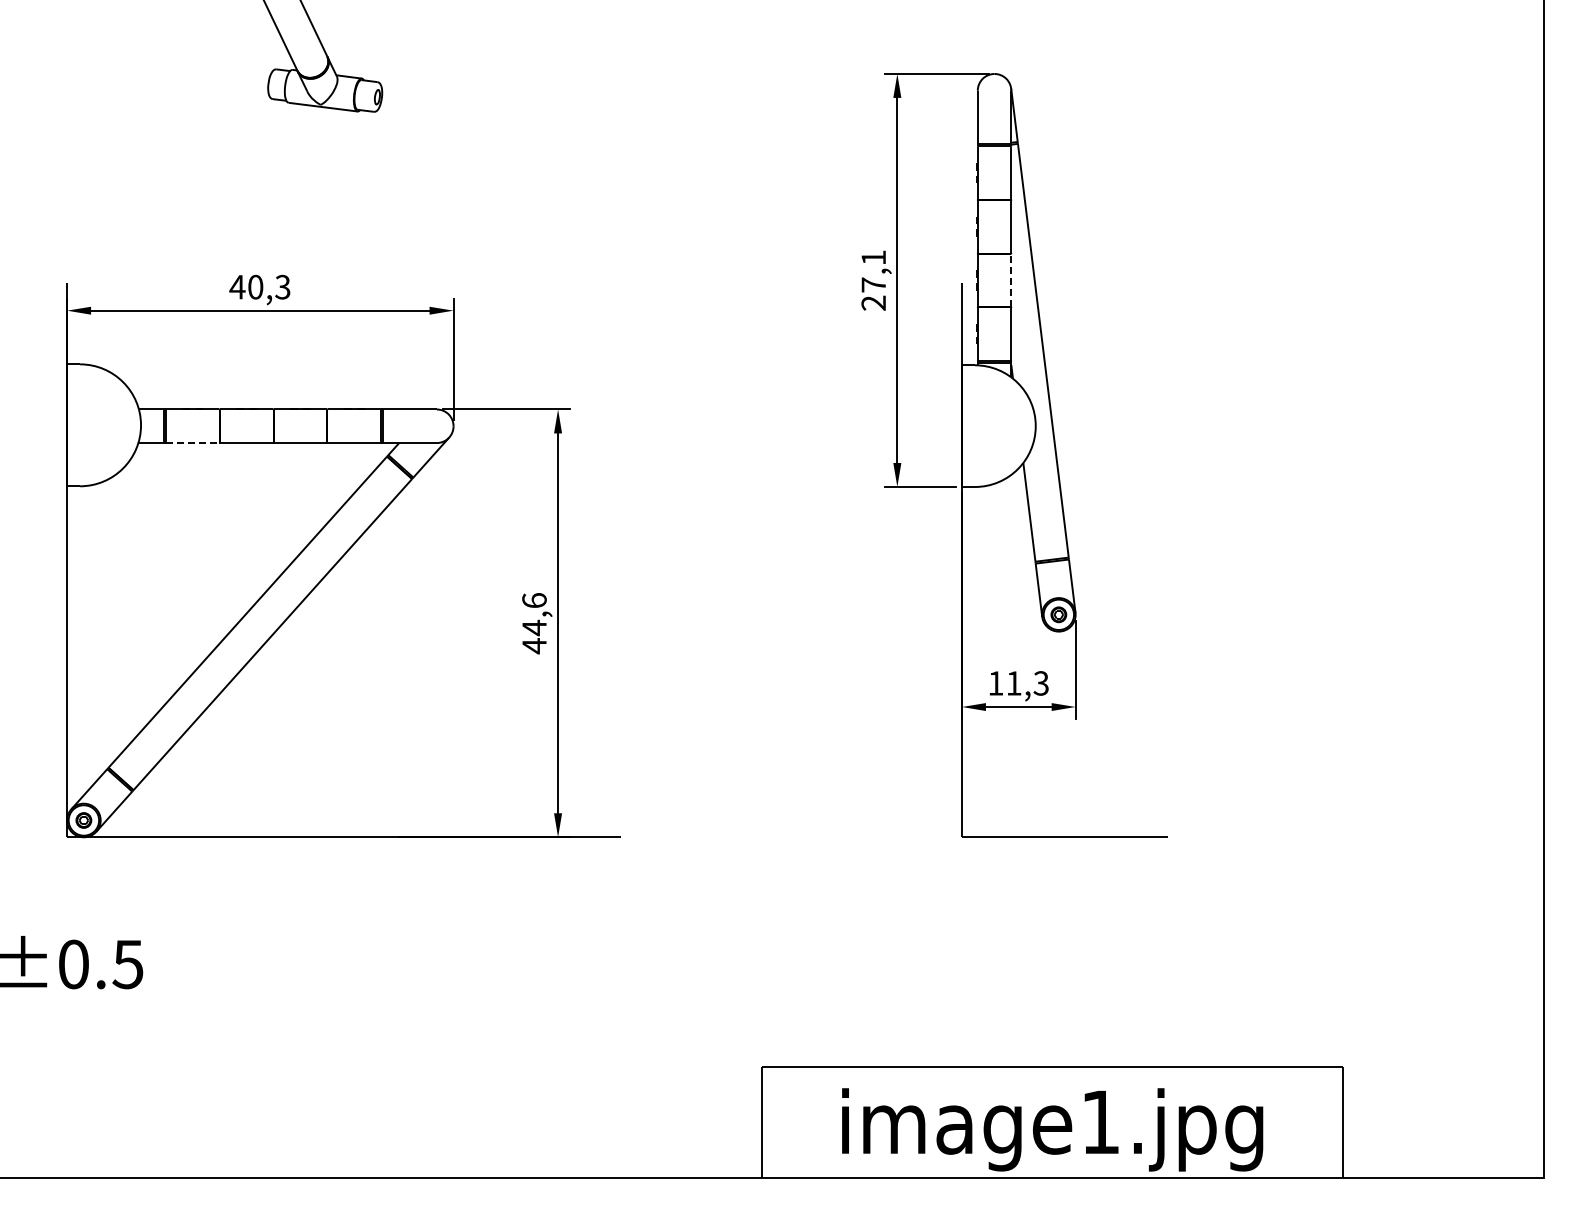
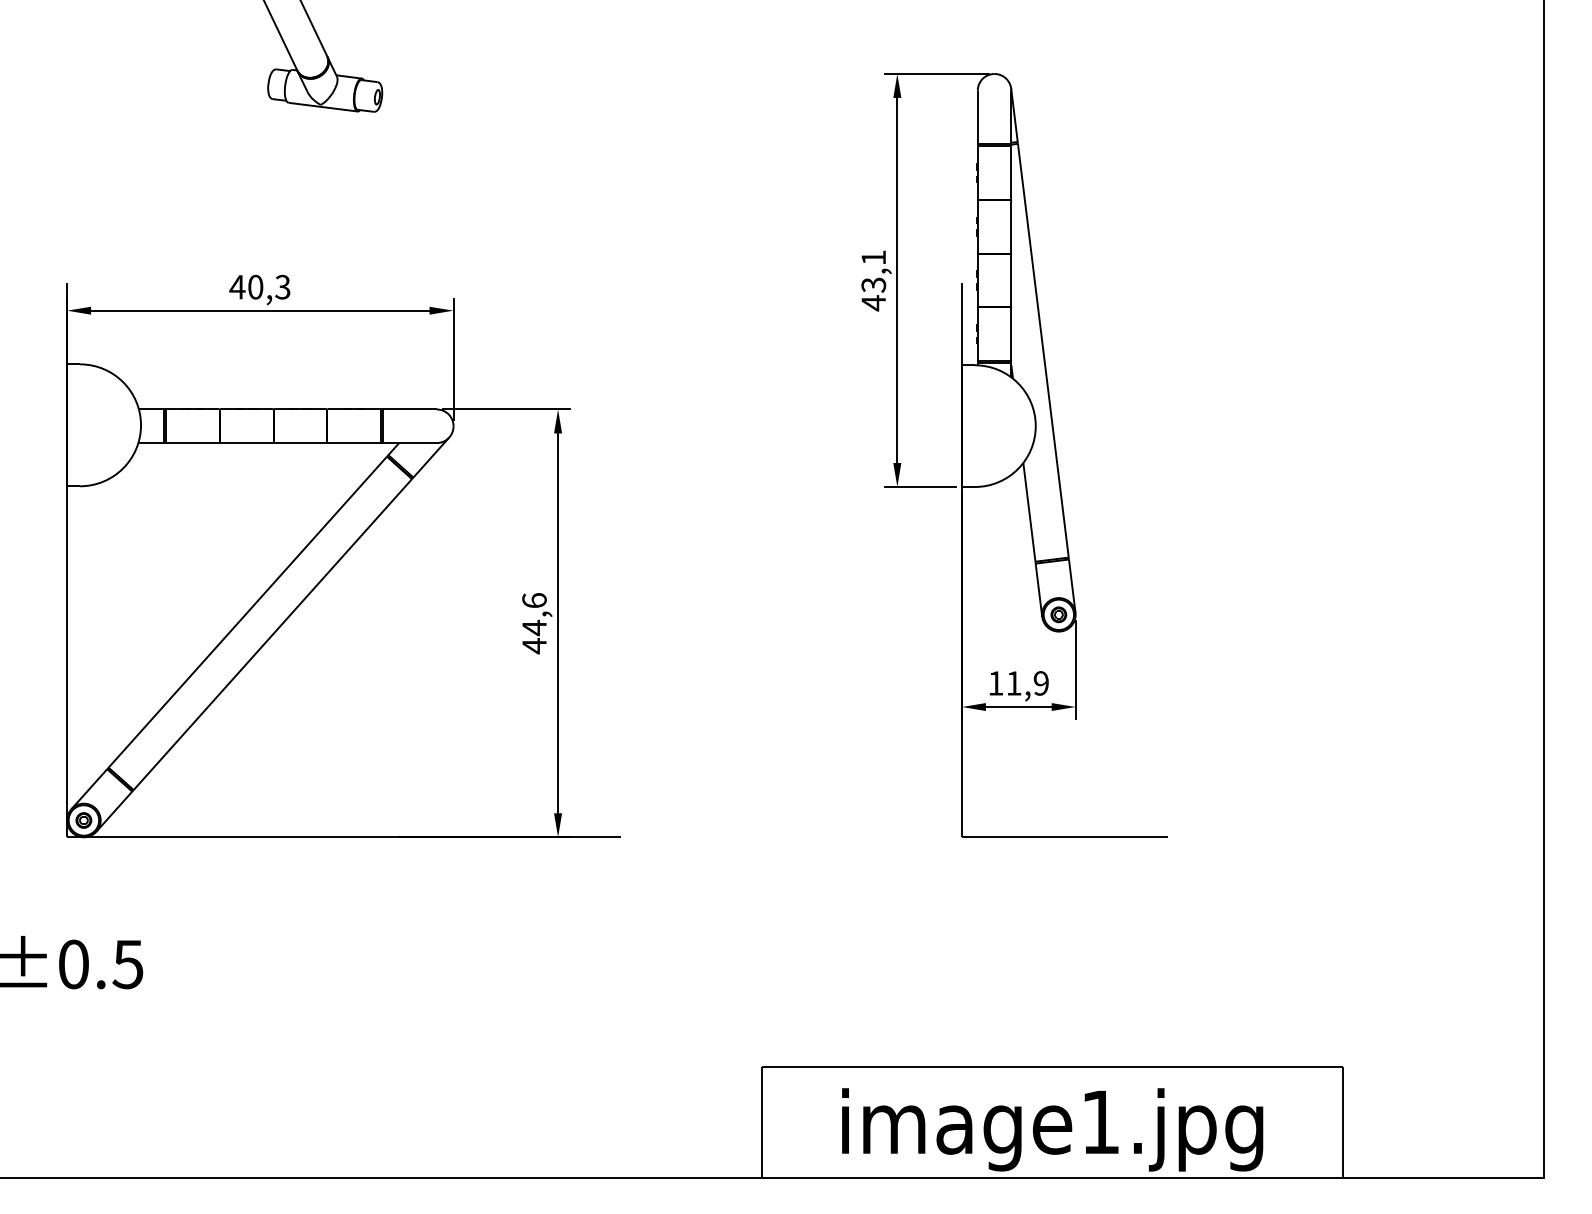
line: dashed -> solid (1011, 279)
text: 27,1 -> 43,1 (873, 294)
line: dashed -> solid (193, 443)
text: 11,3 -> 11,9 (1040, 683)
